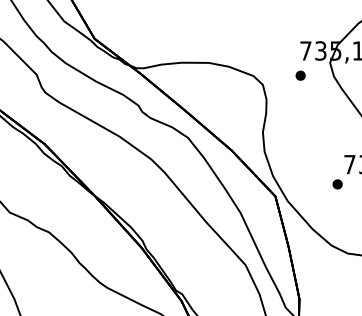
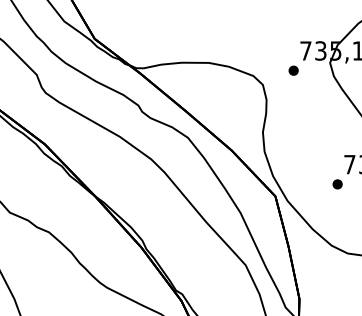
part position: (300, 75) -> (293, 70) (293, 70)
